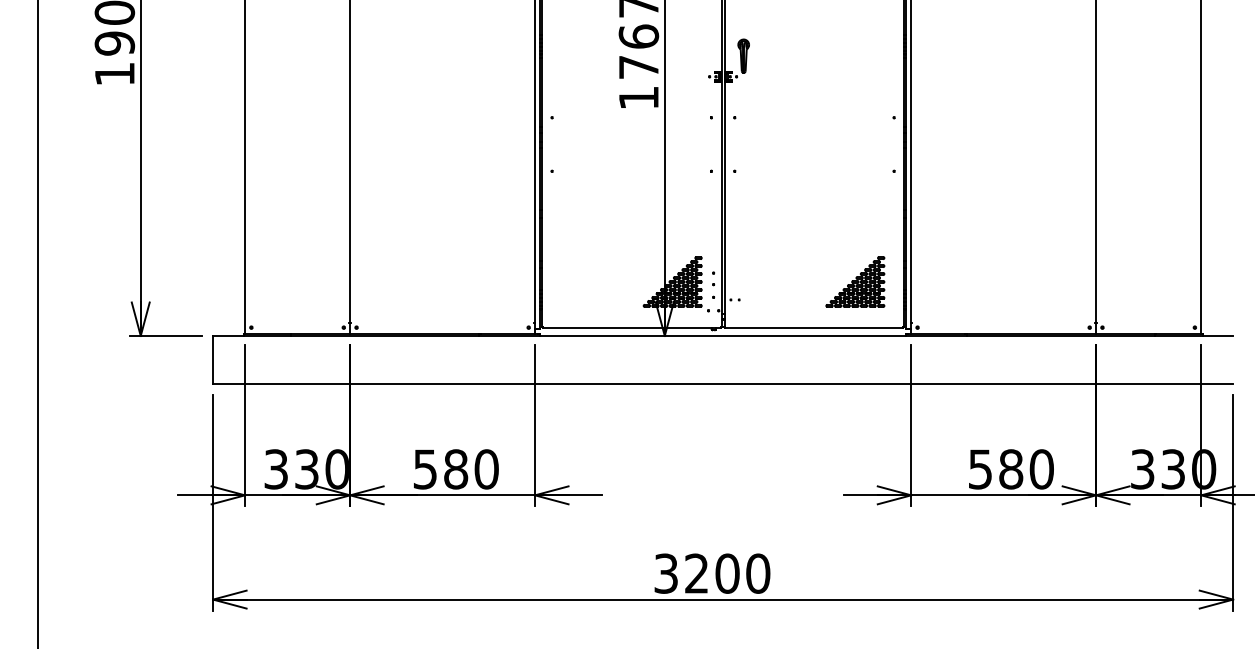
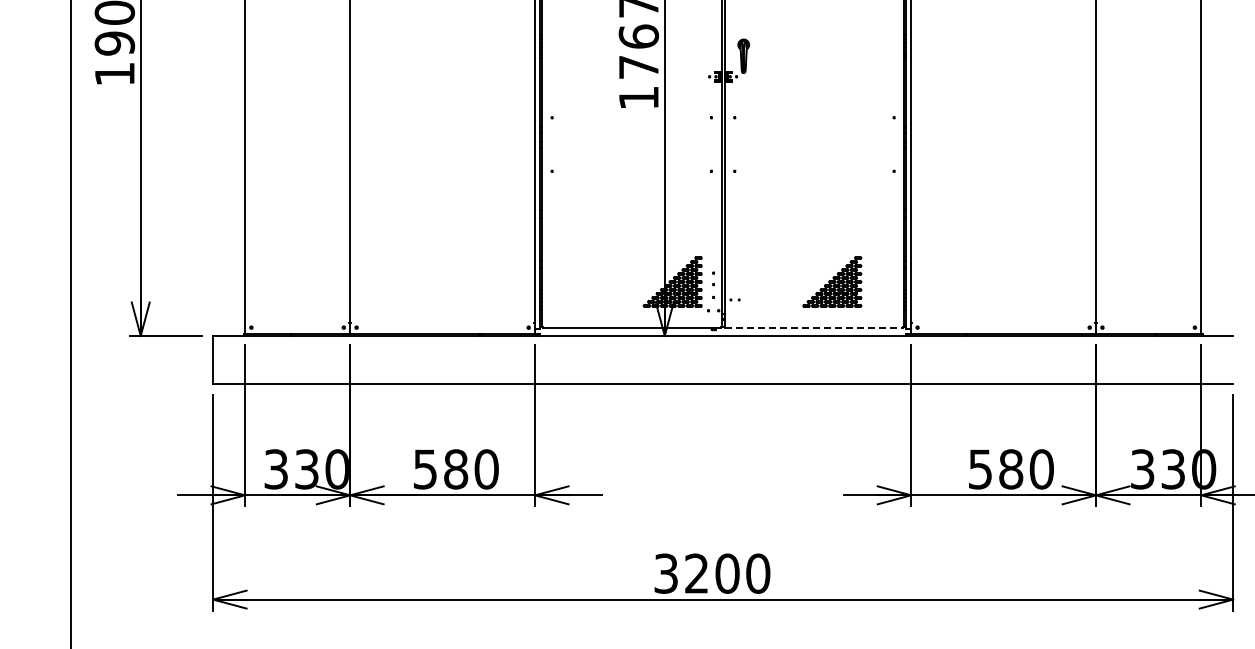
part position: (855, 281) -> (832, 281) (832, 281)
line position: (37, 323) -> (70, 323) (70, 323)
line: solid -> dashed (814, 327)
